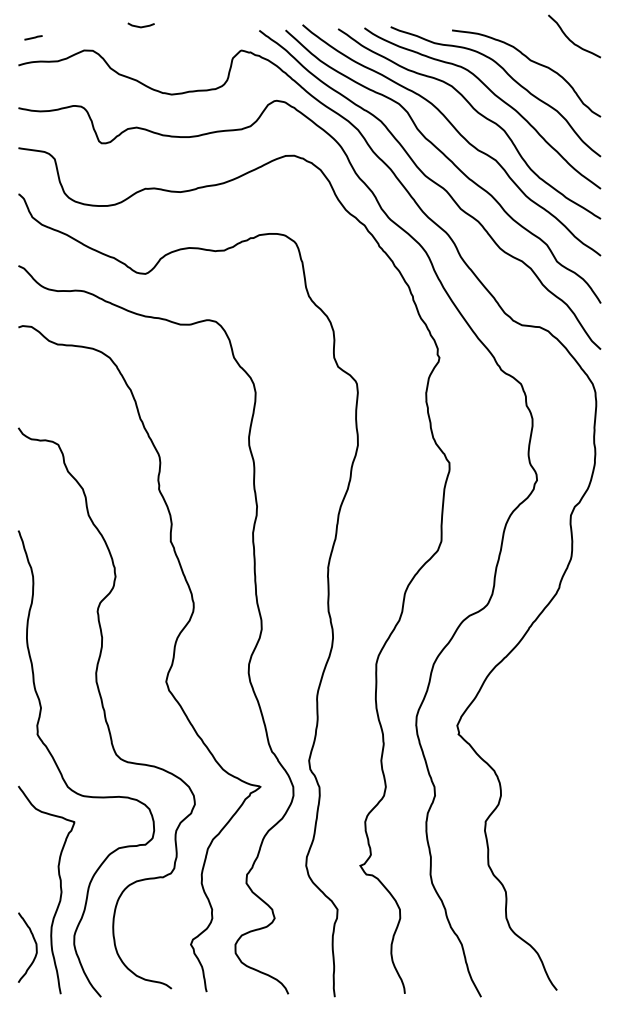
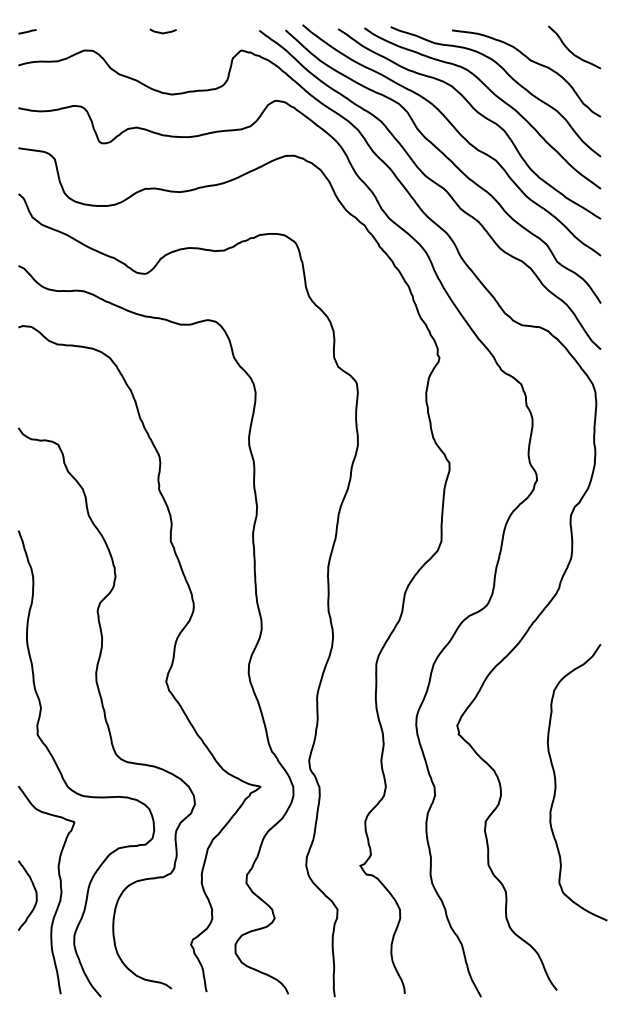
line position: (140, 26) -> (162, 32) (162, 32)
line position: (33, 37) -> (27, 31) (27, 31)
curve position: (570, 39) -> (570, 50) (570, 50)
curve: none -> present (556, 782)
curve position: (35, 947) -> (35, 895) (35, 895)
